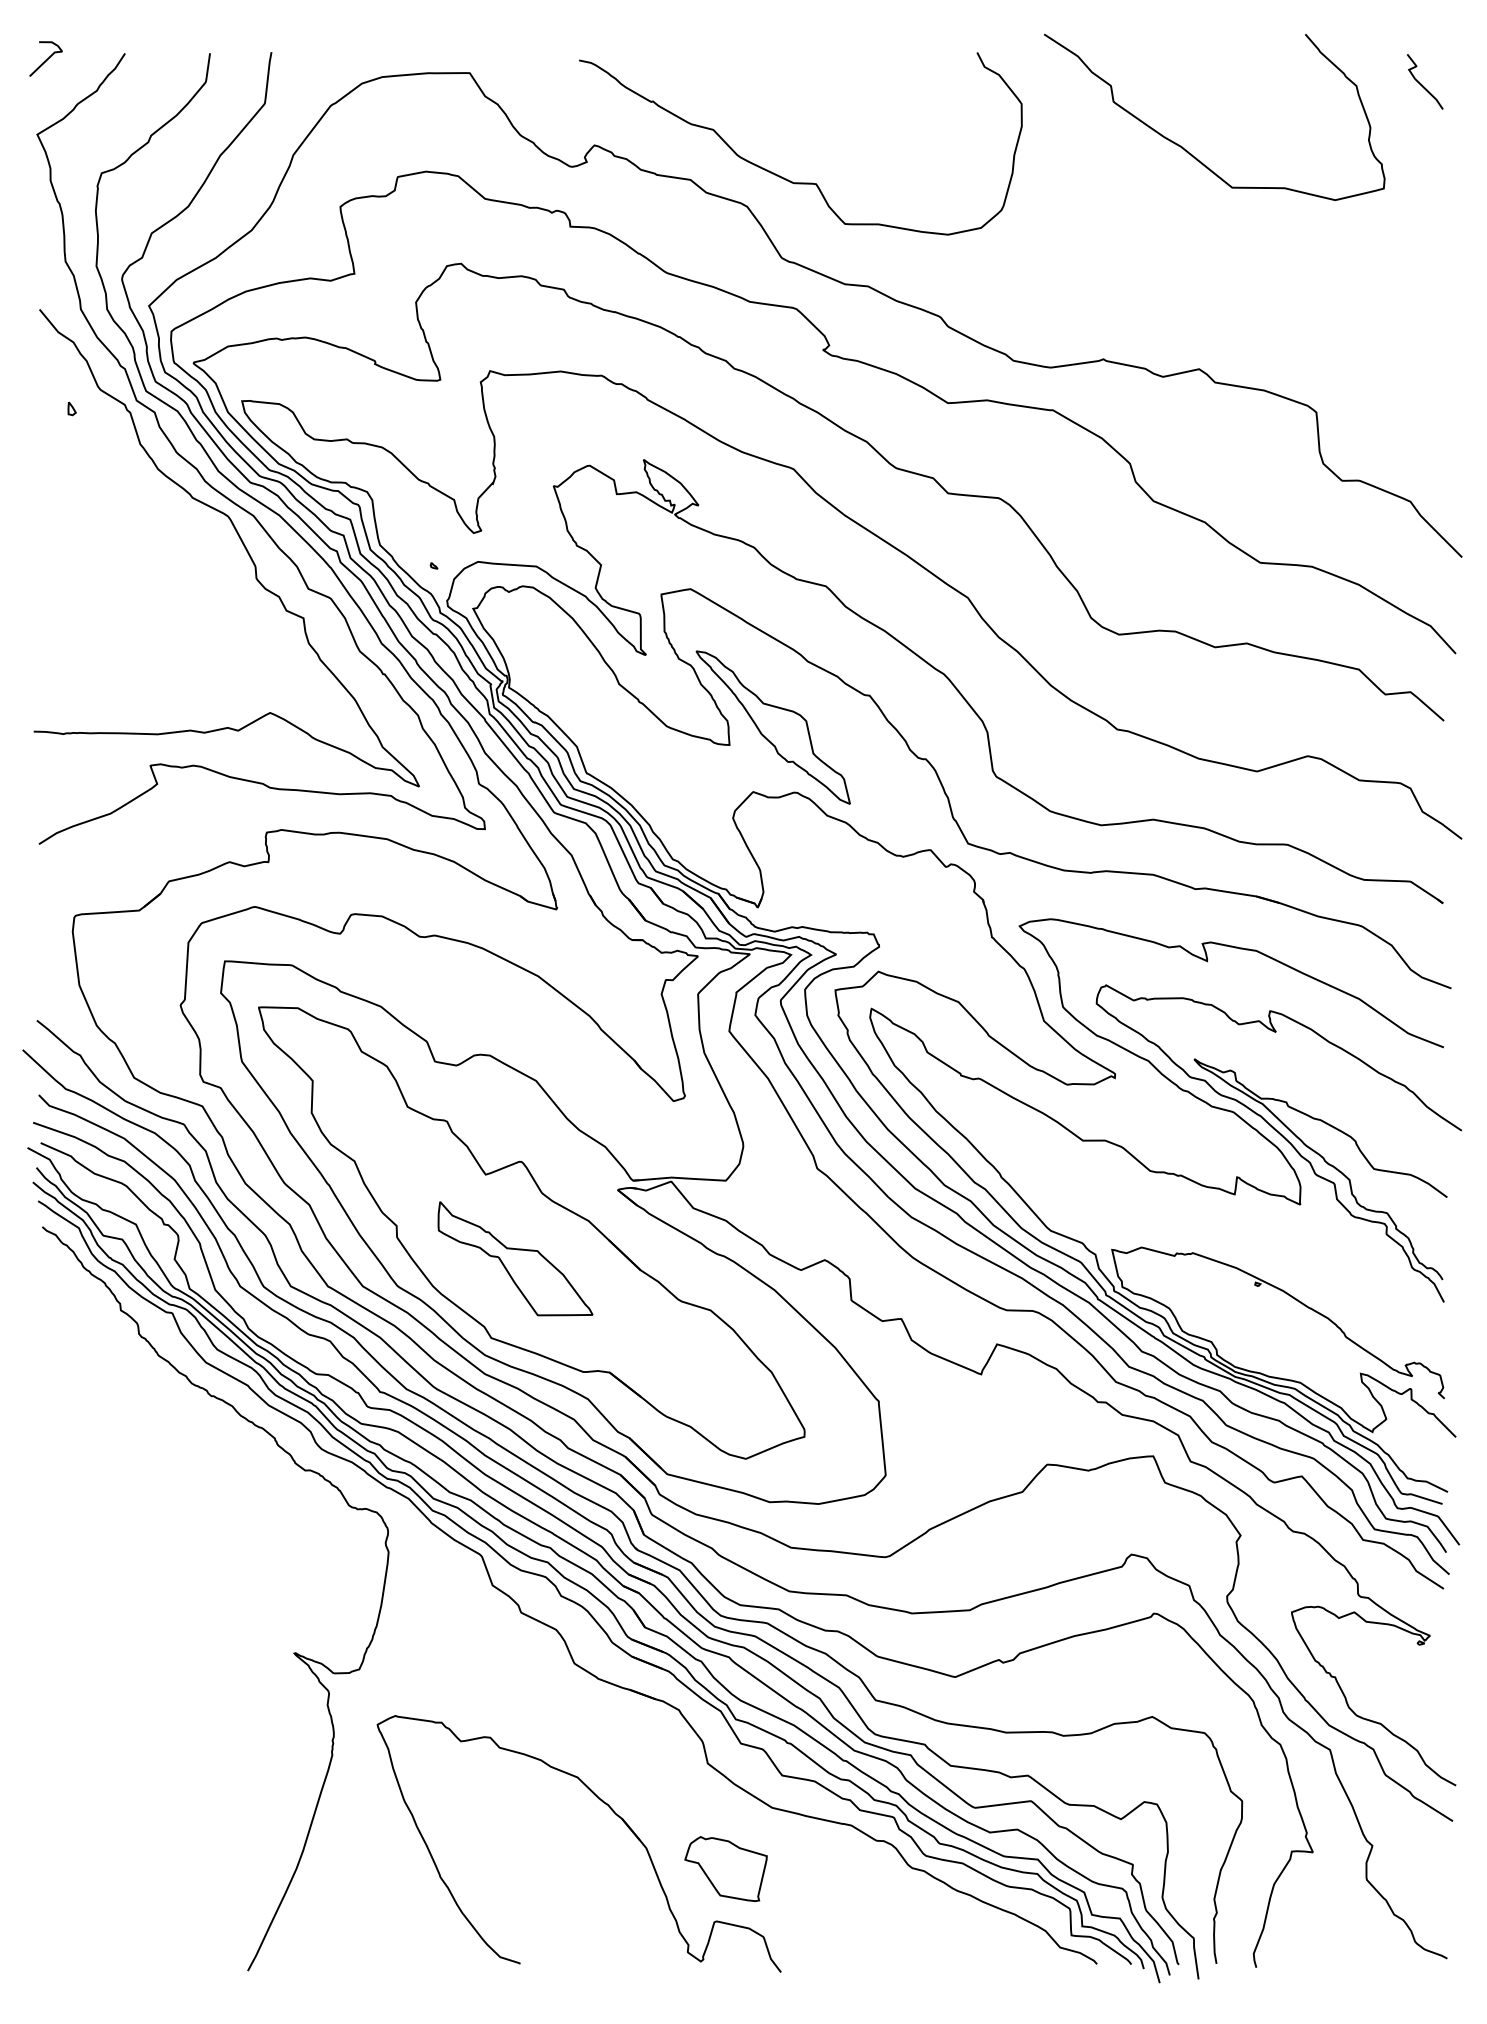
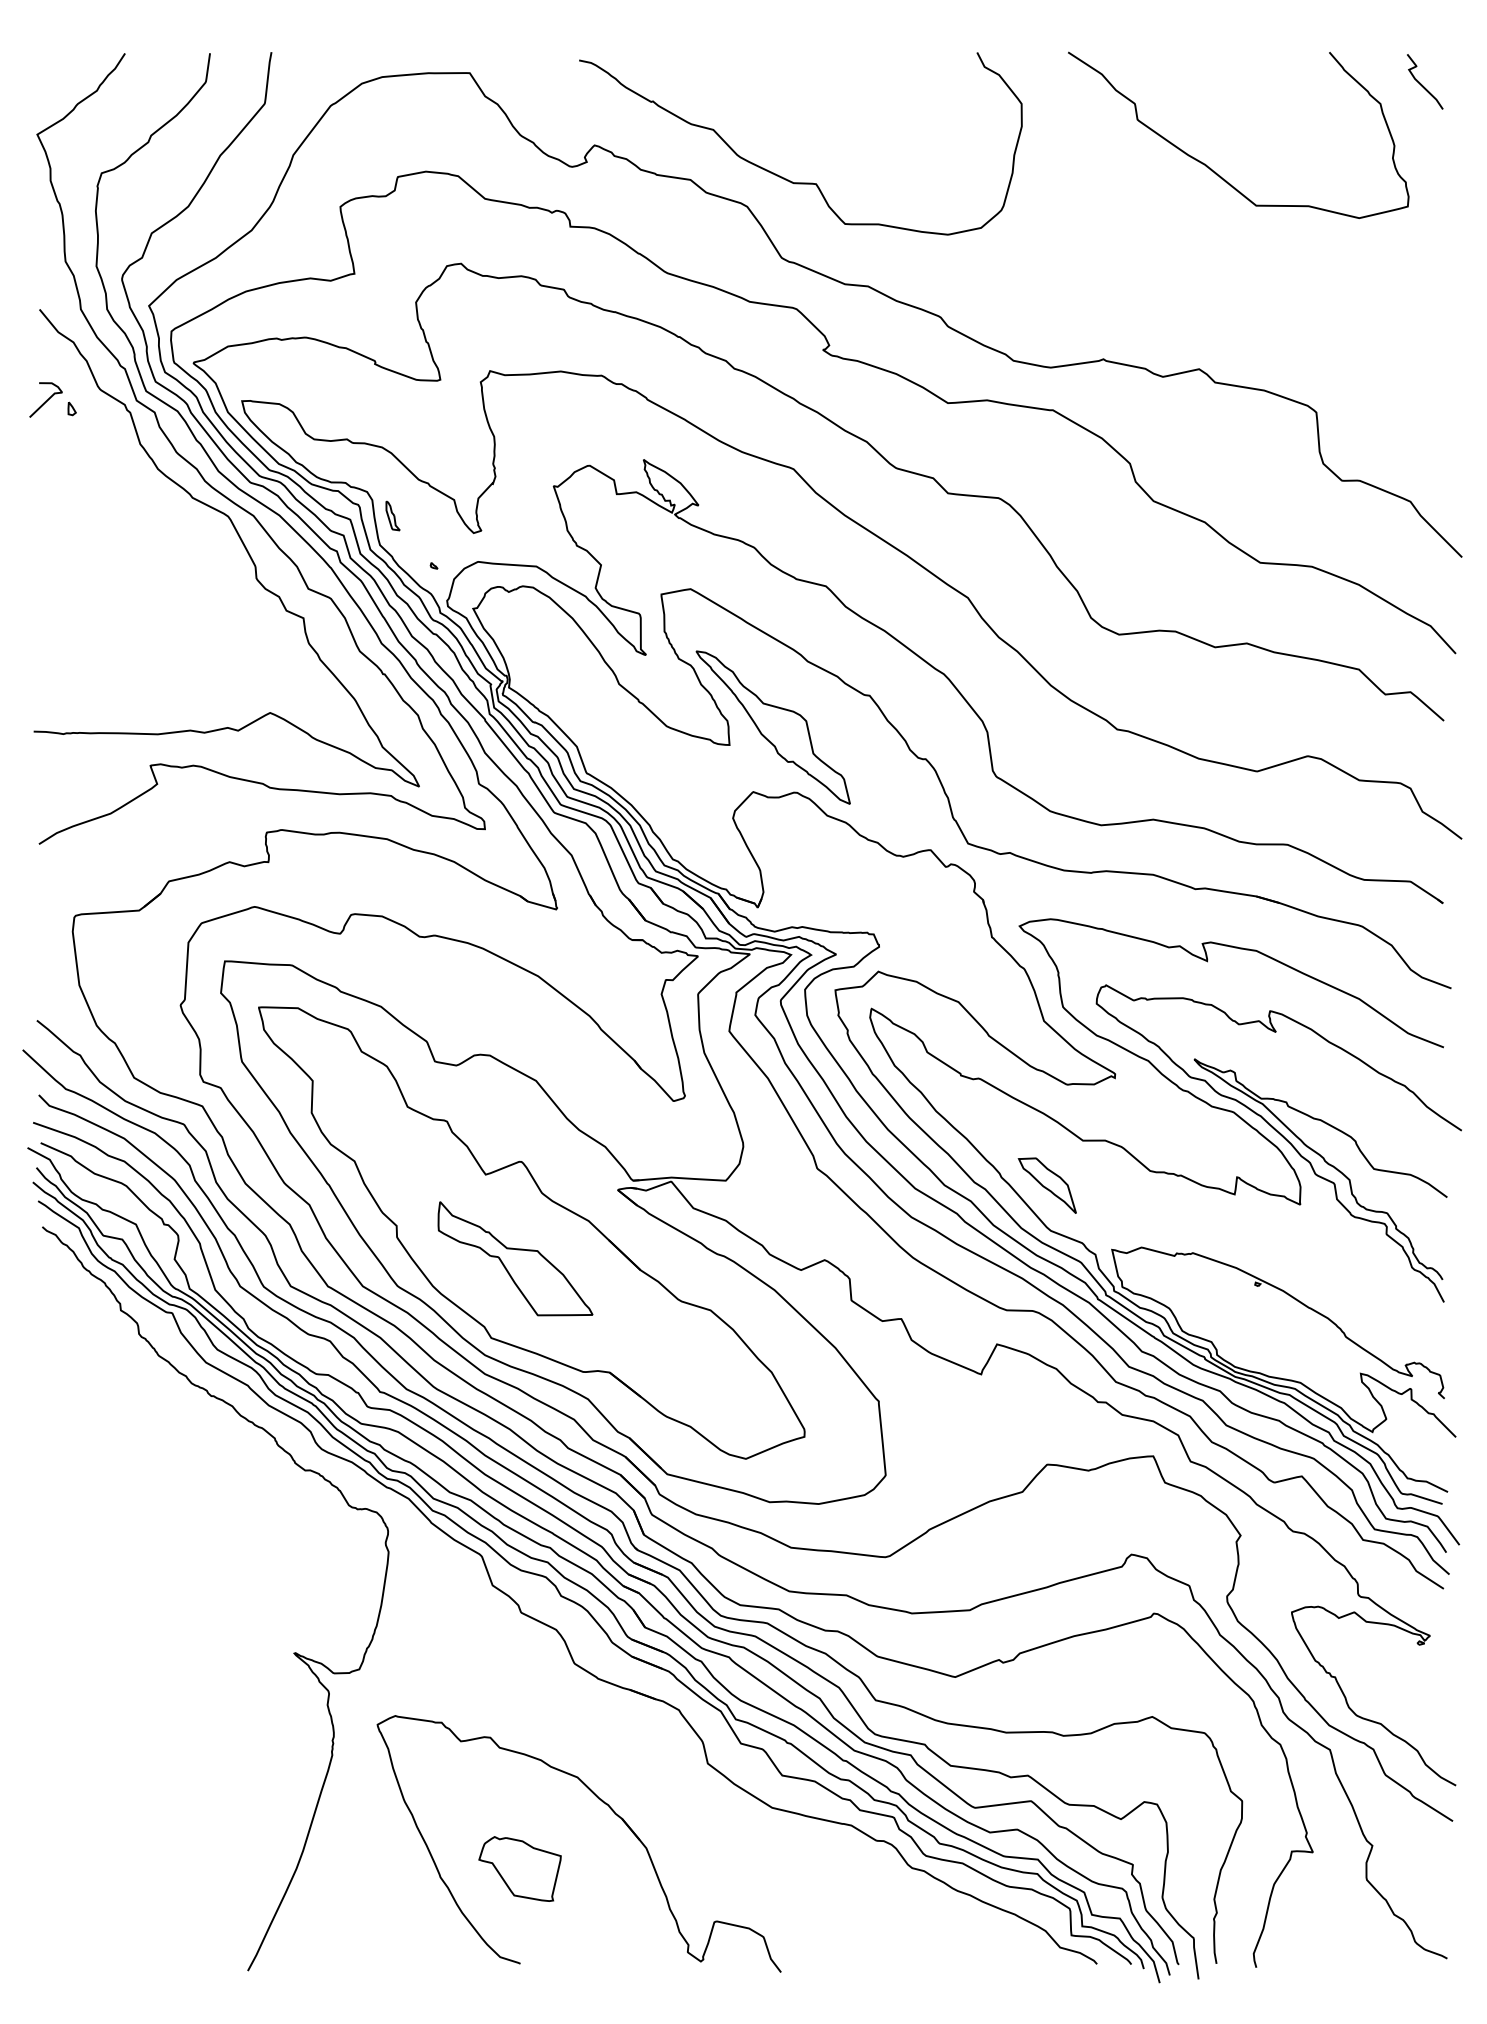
curve position: (45, 59) -> (45, 400) (45, 400)
curve position: (1186, 149) -> (1210, 167) (1210, 167)
part: none -> present (392, 515)
part: none -> present (1046, 1185)
part position: (725, 1868) -> (519, 1868) (519, 1868)
